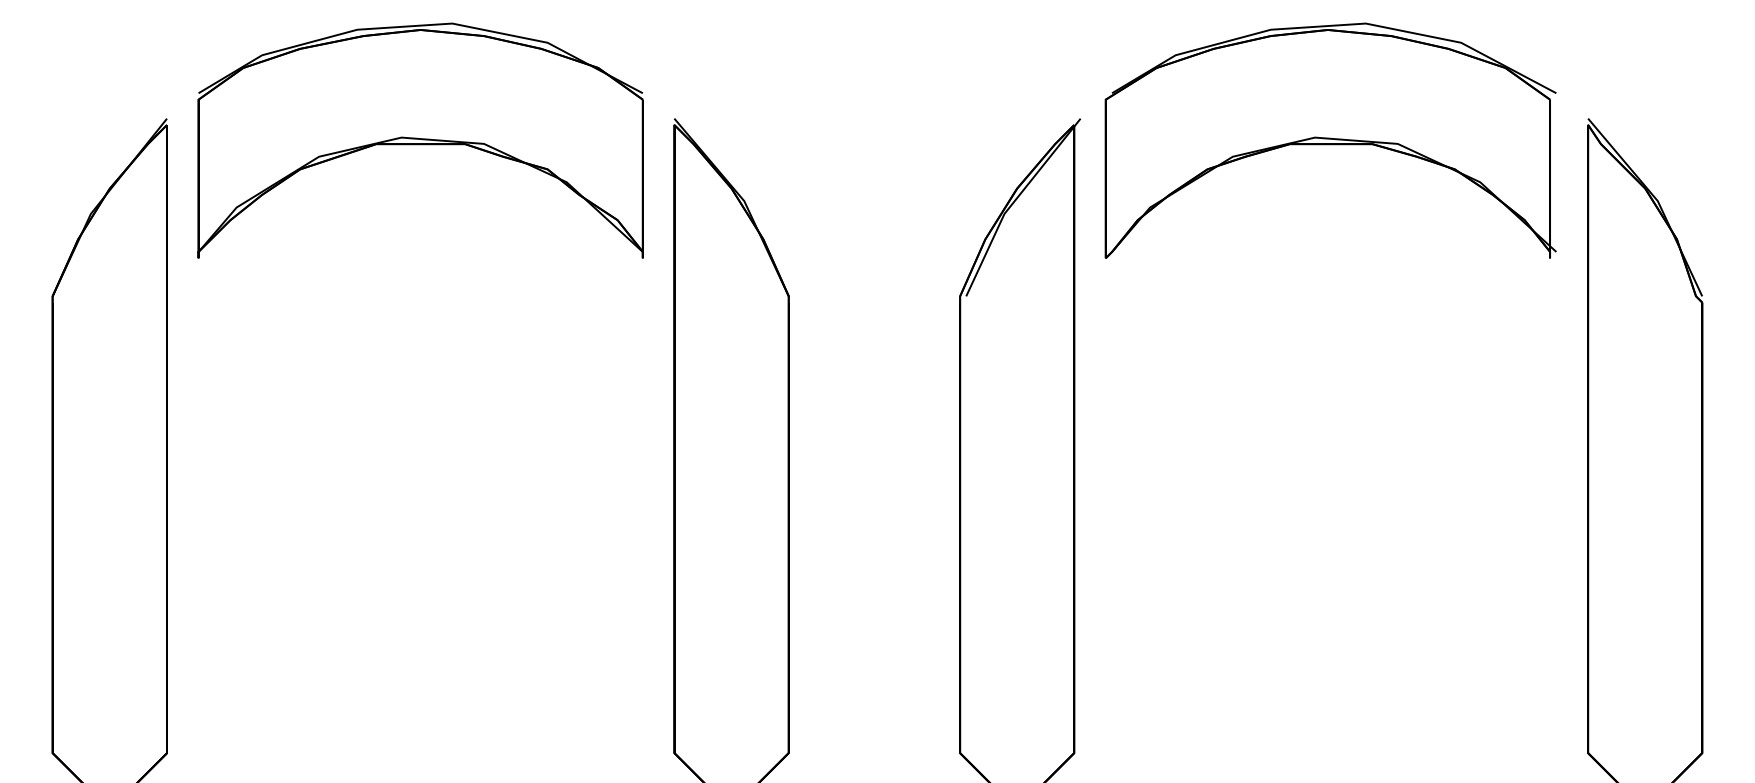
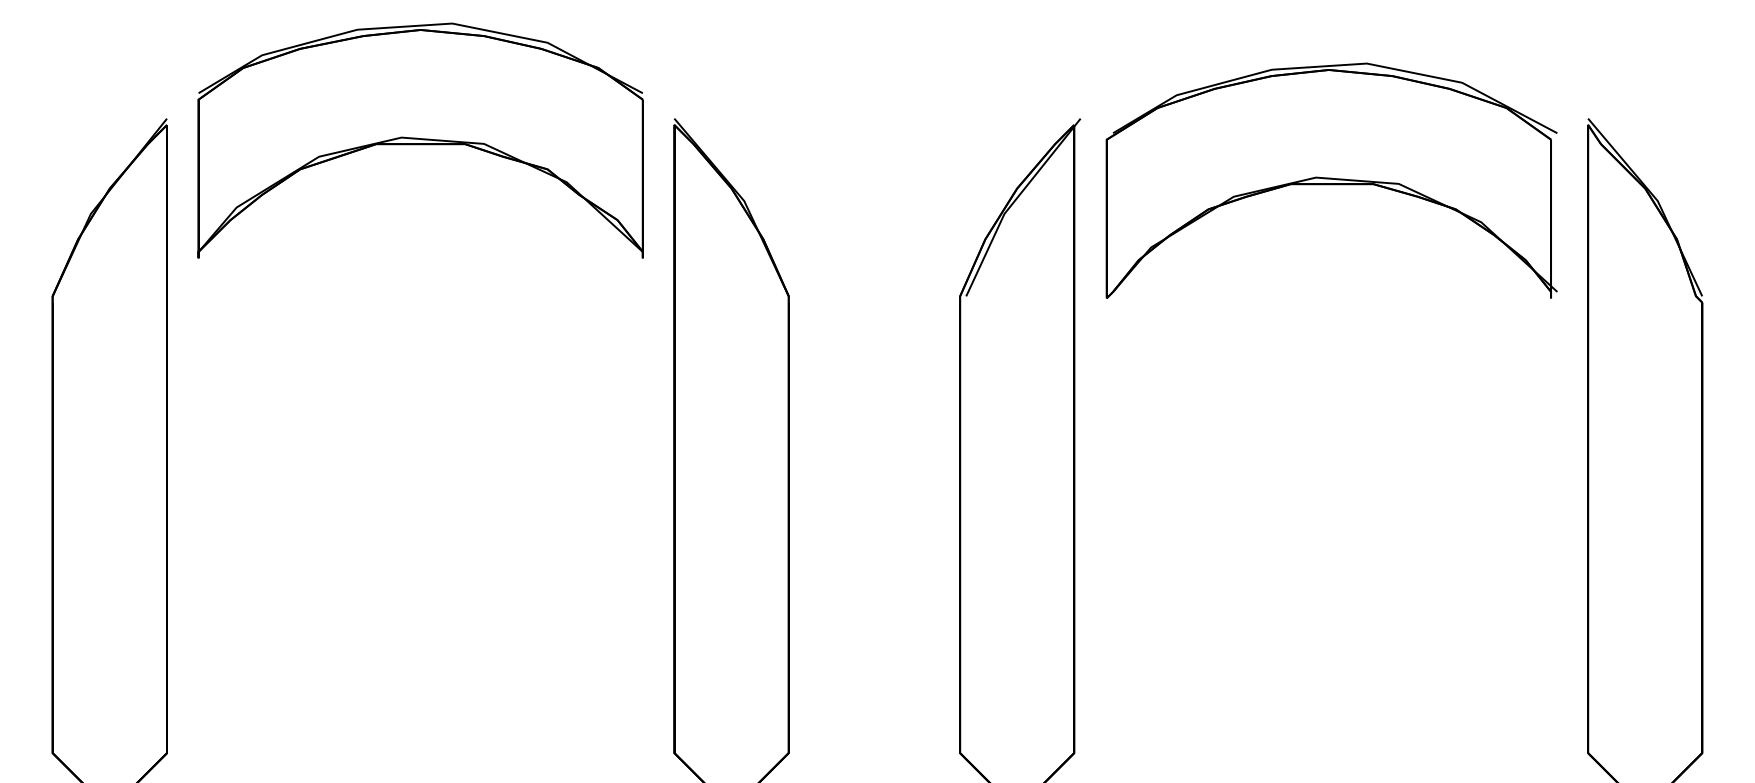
part position: (1330, 140) -> (1331, 180) (1331, 180)
